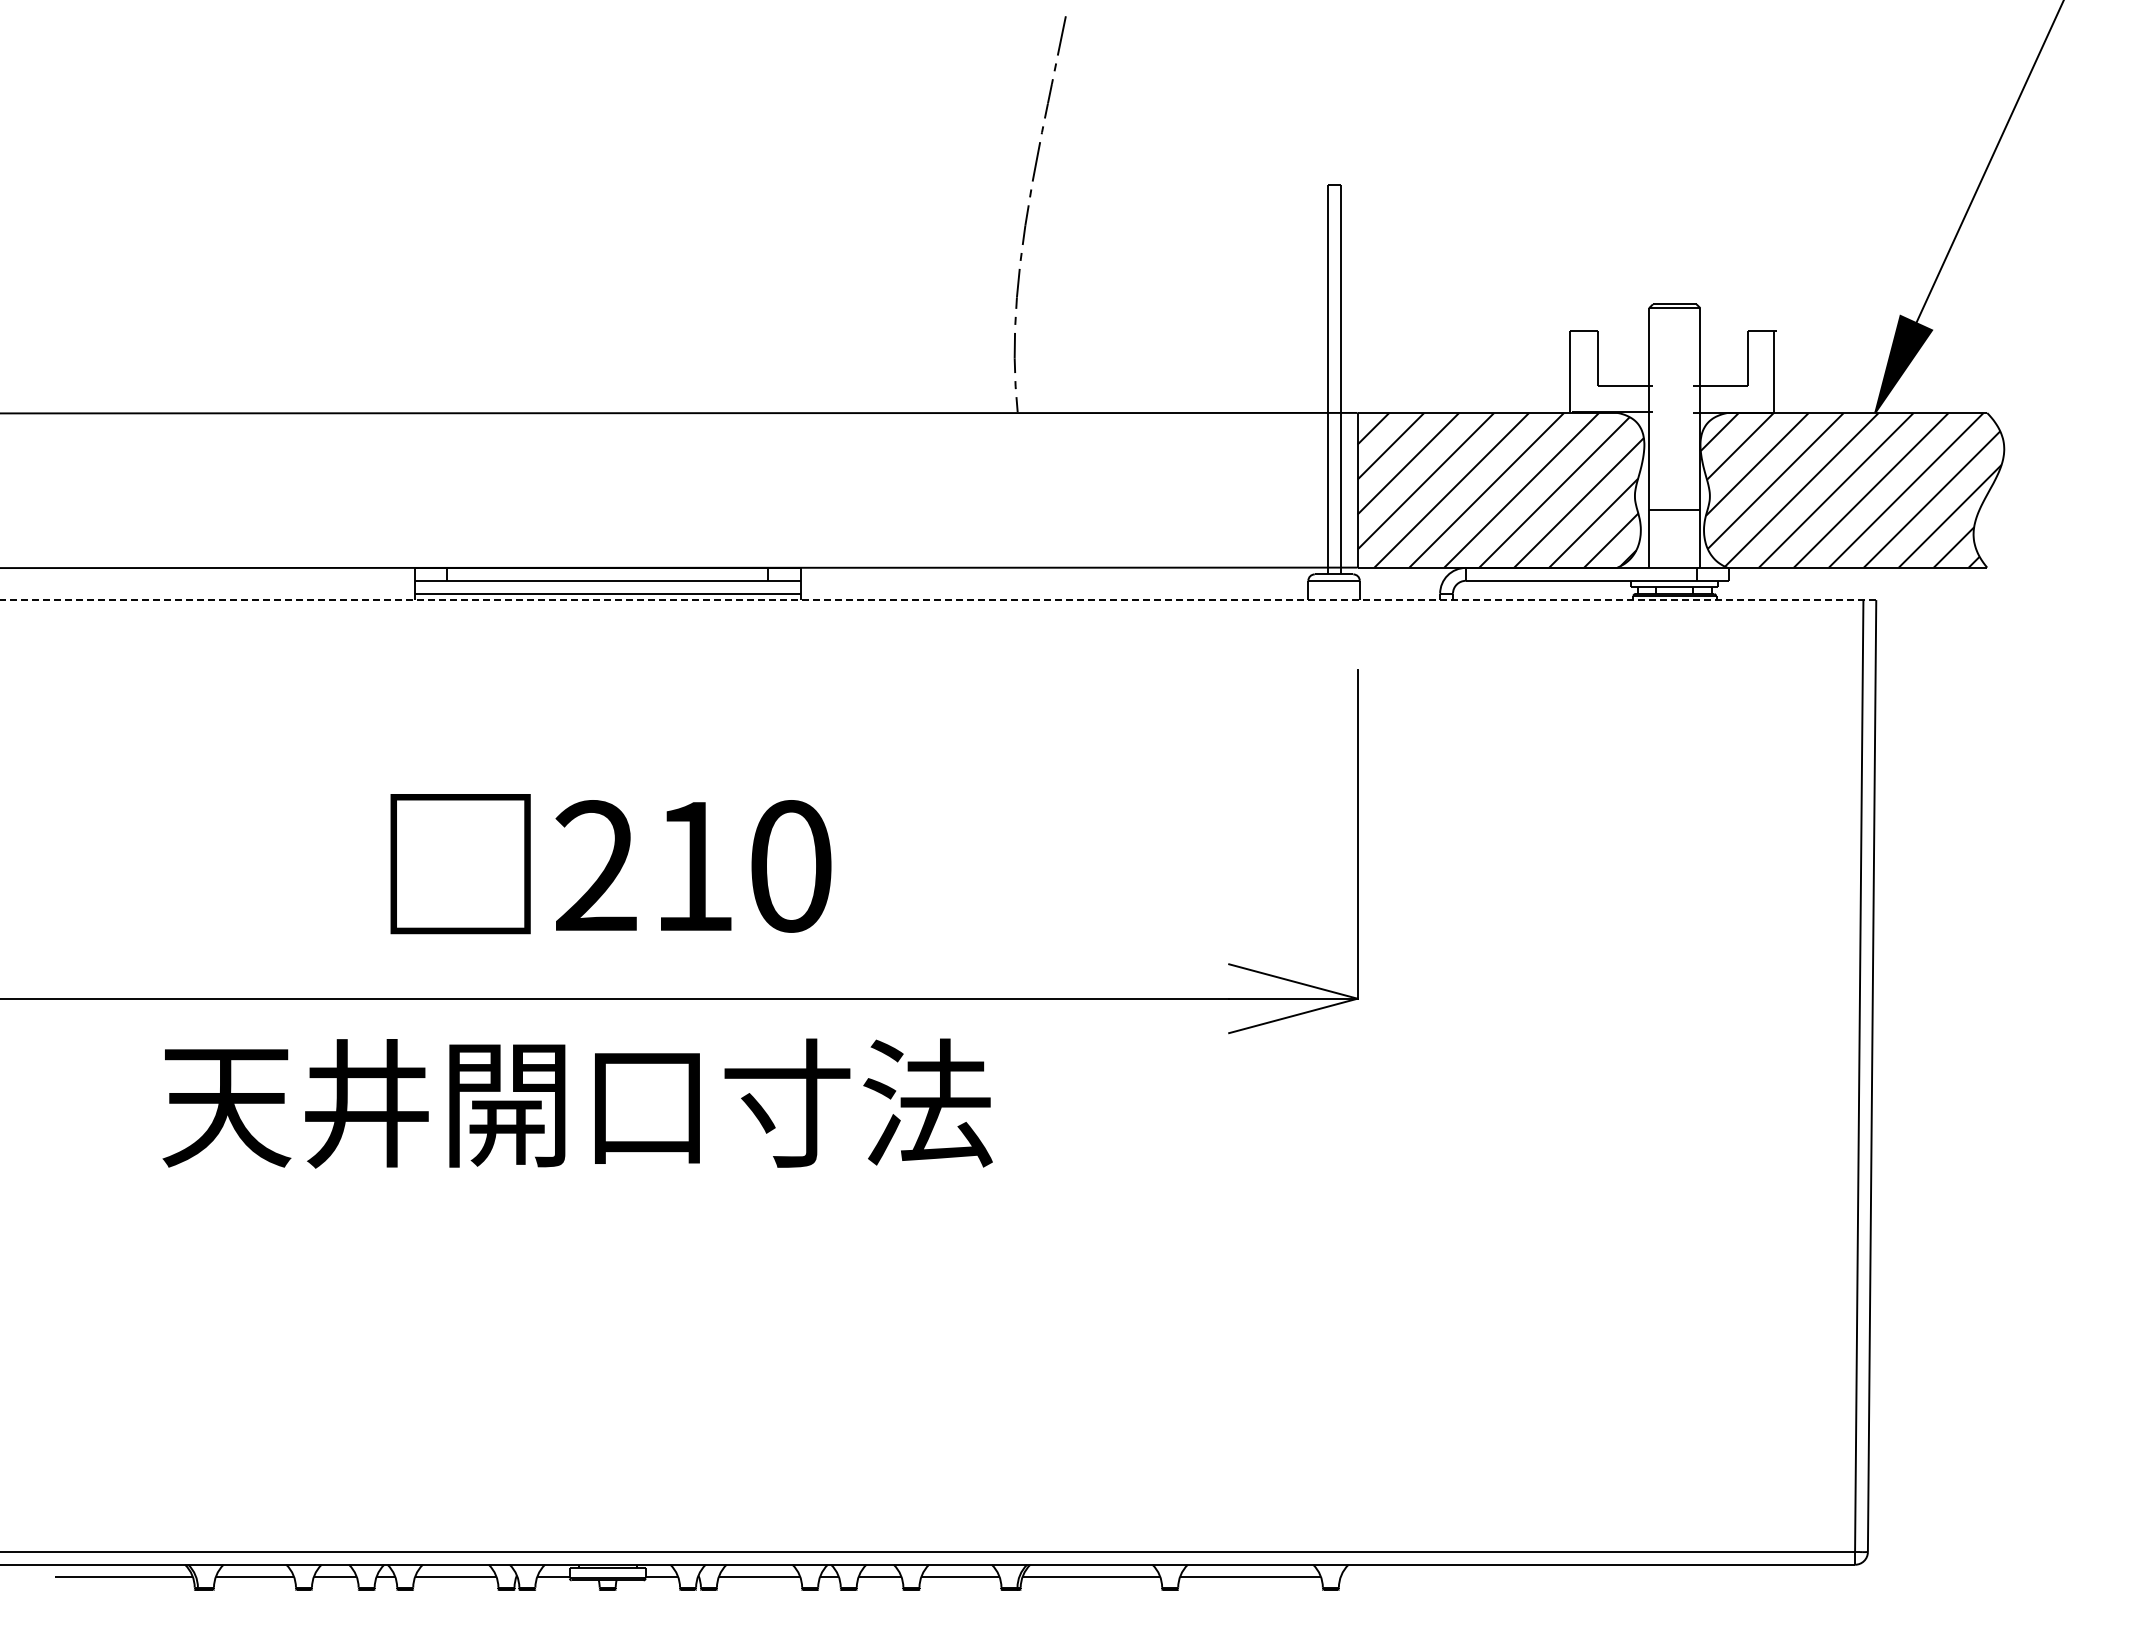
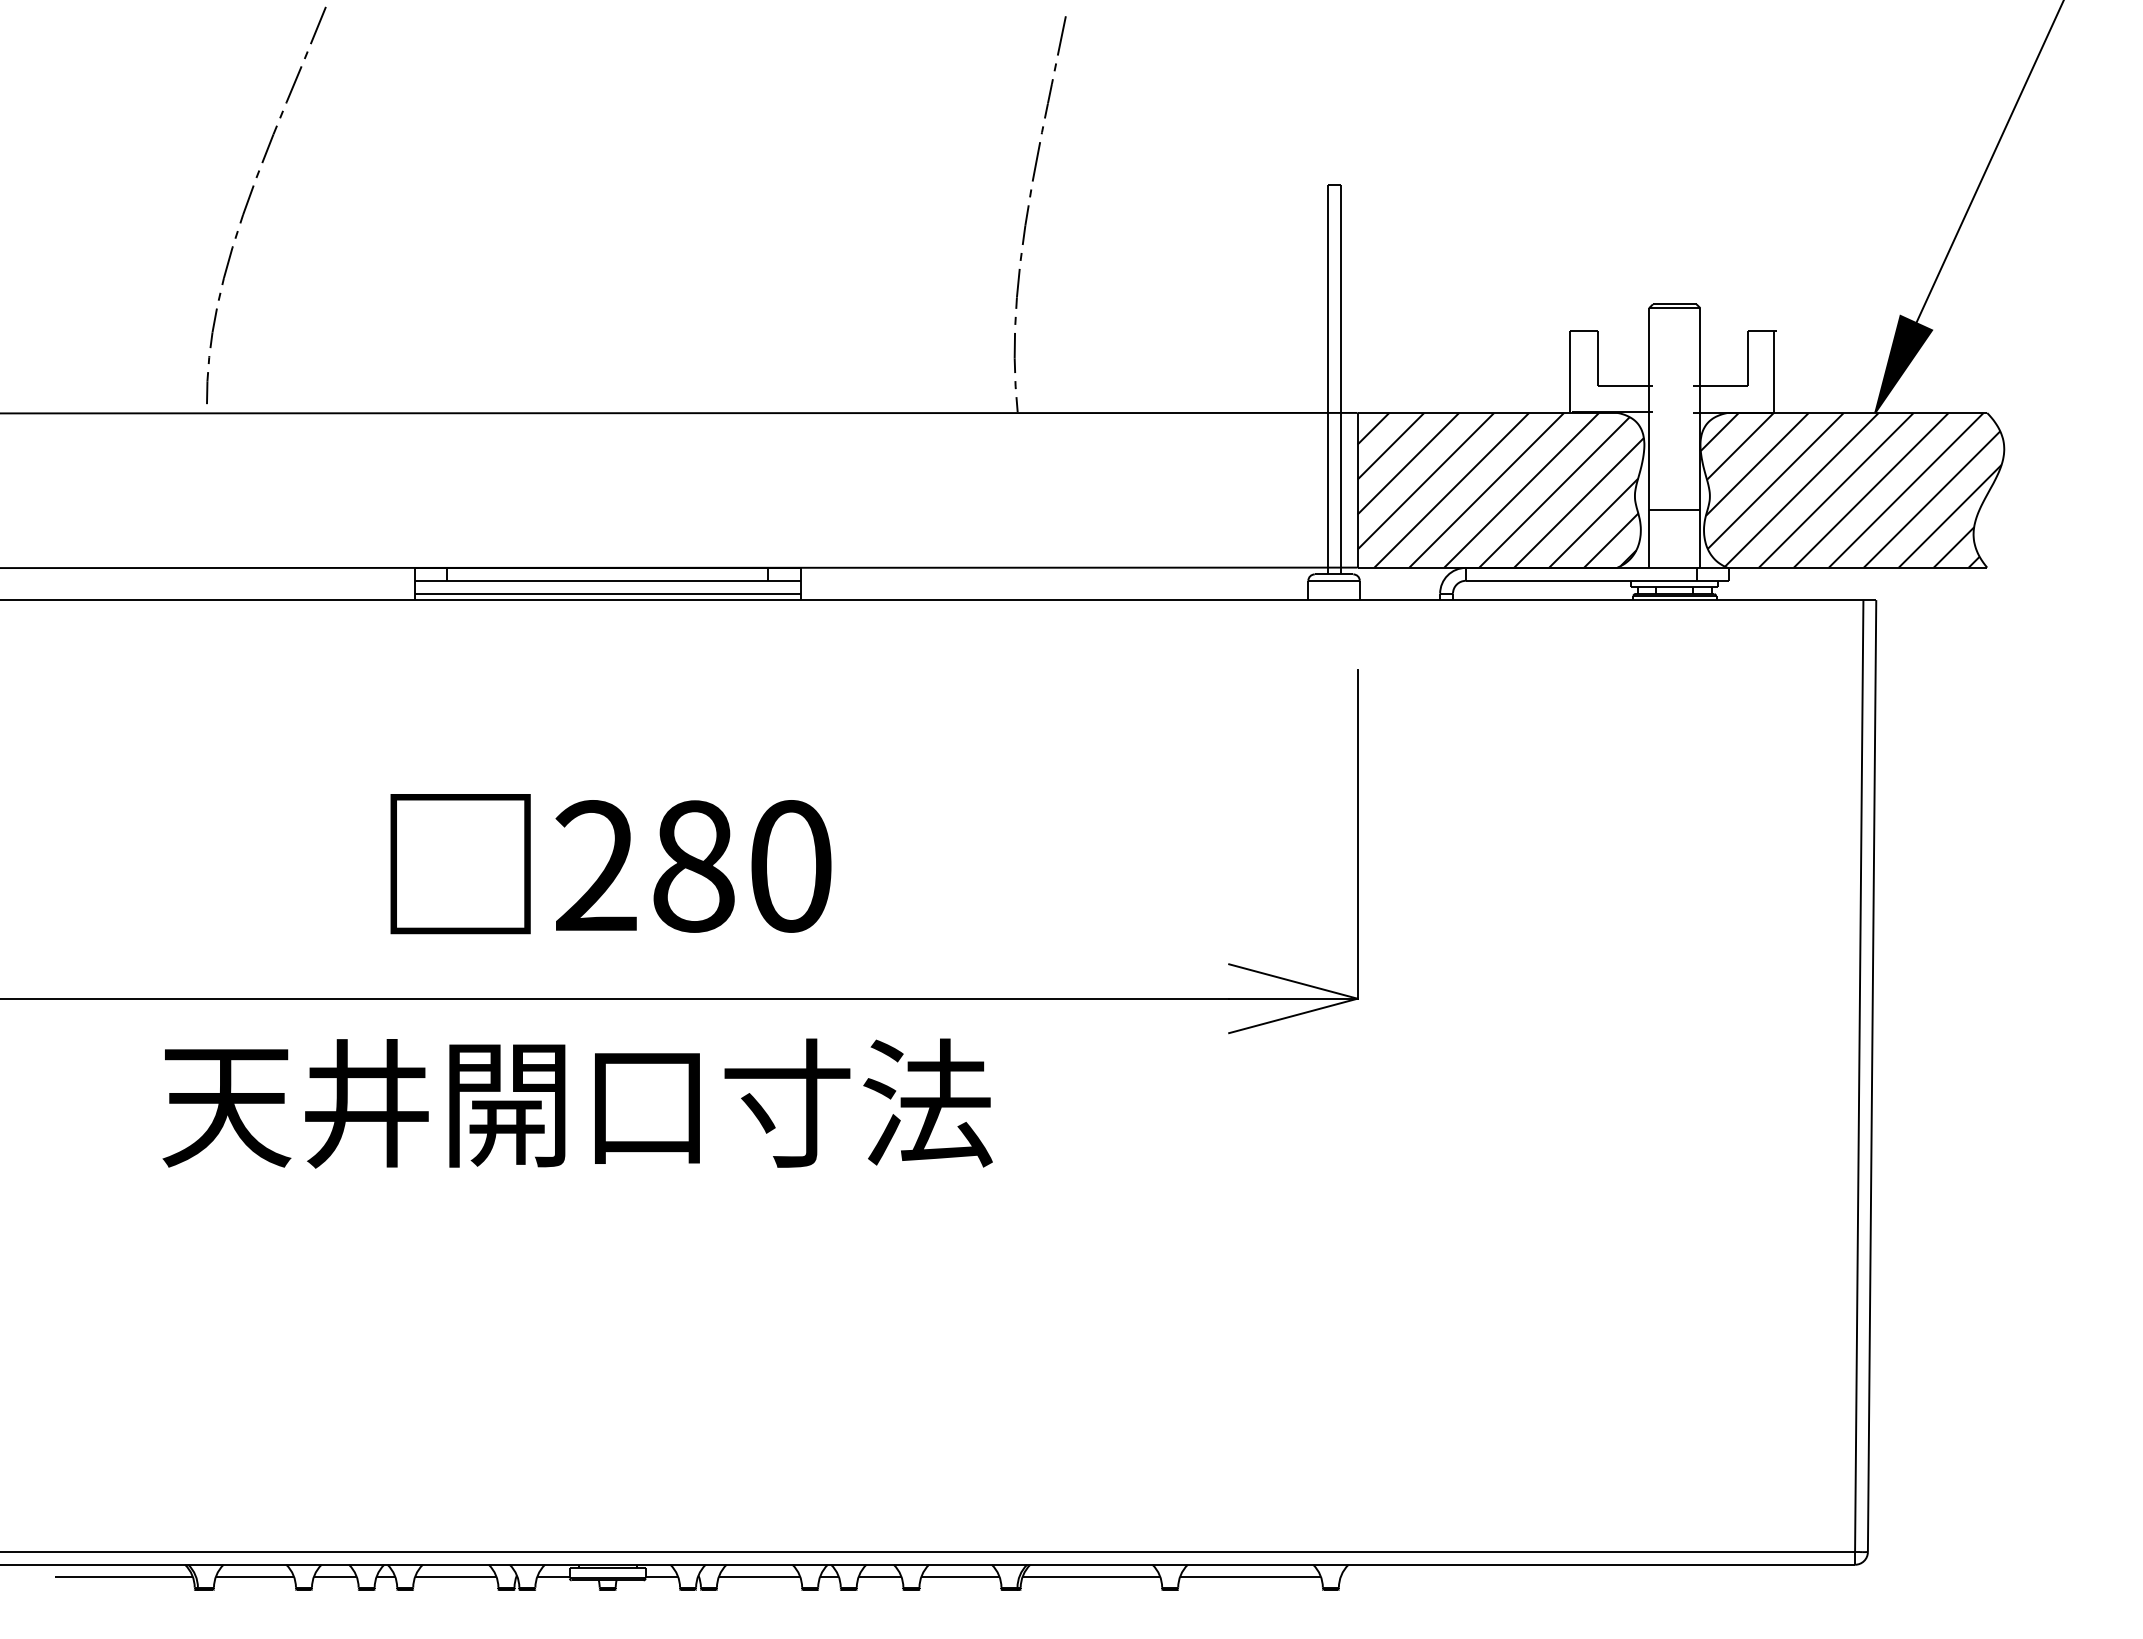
curve: none -> present (249, 200)
line: dashed -> solid (938, 600)
text: 210 -> 280 (693, 866)
